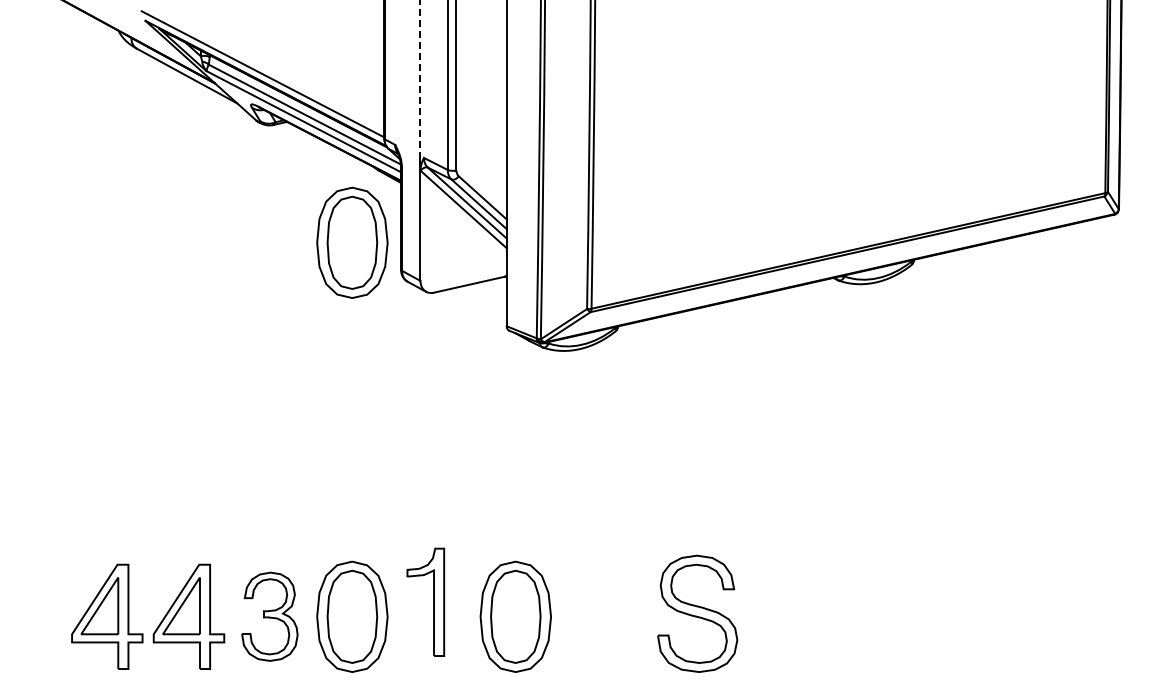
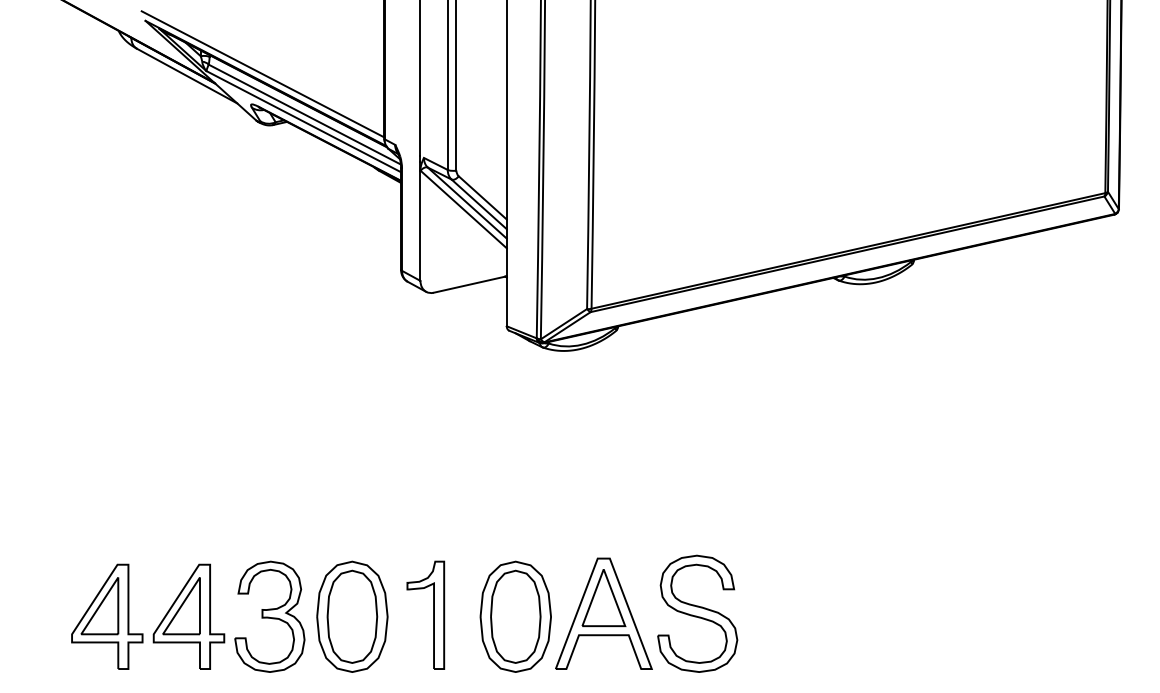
line: dashed -> solid (420, 78)
part: present -> none (352, 242)
part position: (433, 601) -> (433, 614) (433, 614)
part: none -> present (603, 613)
part size: 58x91 px -> 72x113 px (269, 616)
